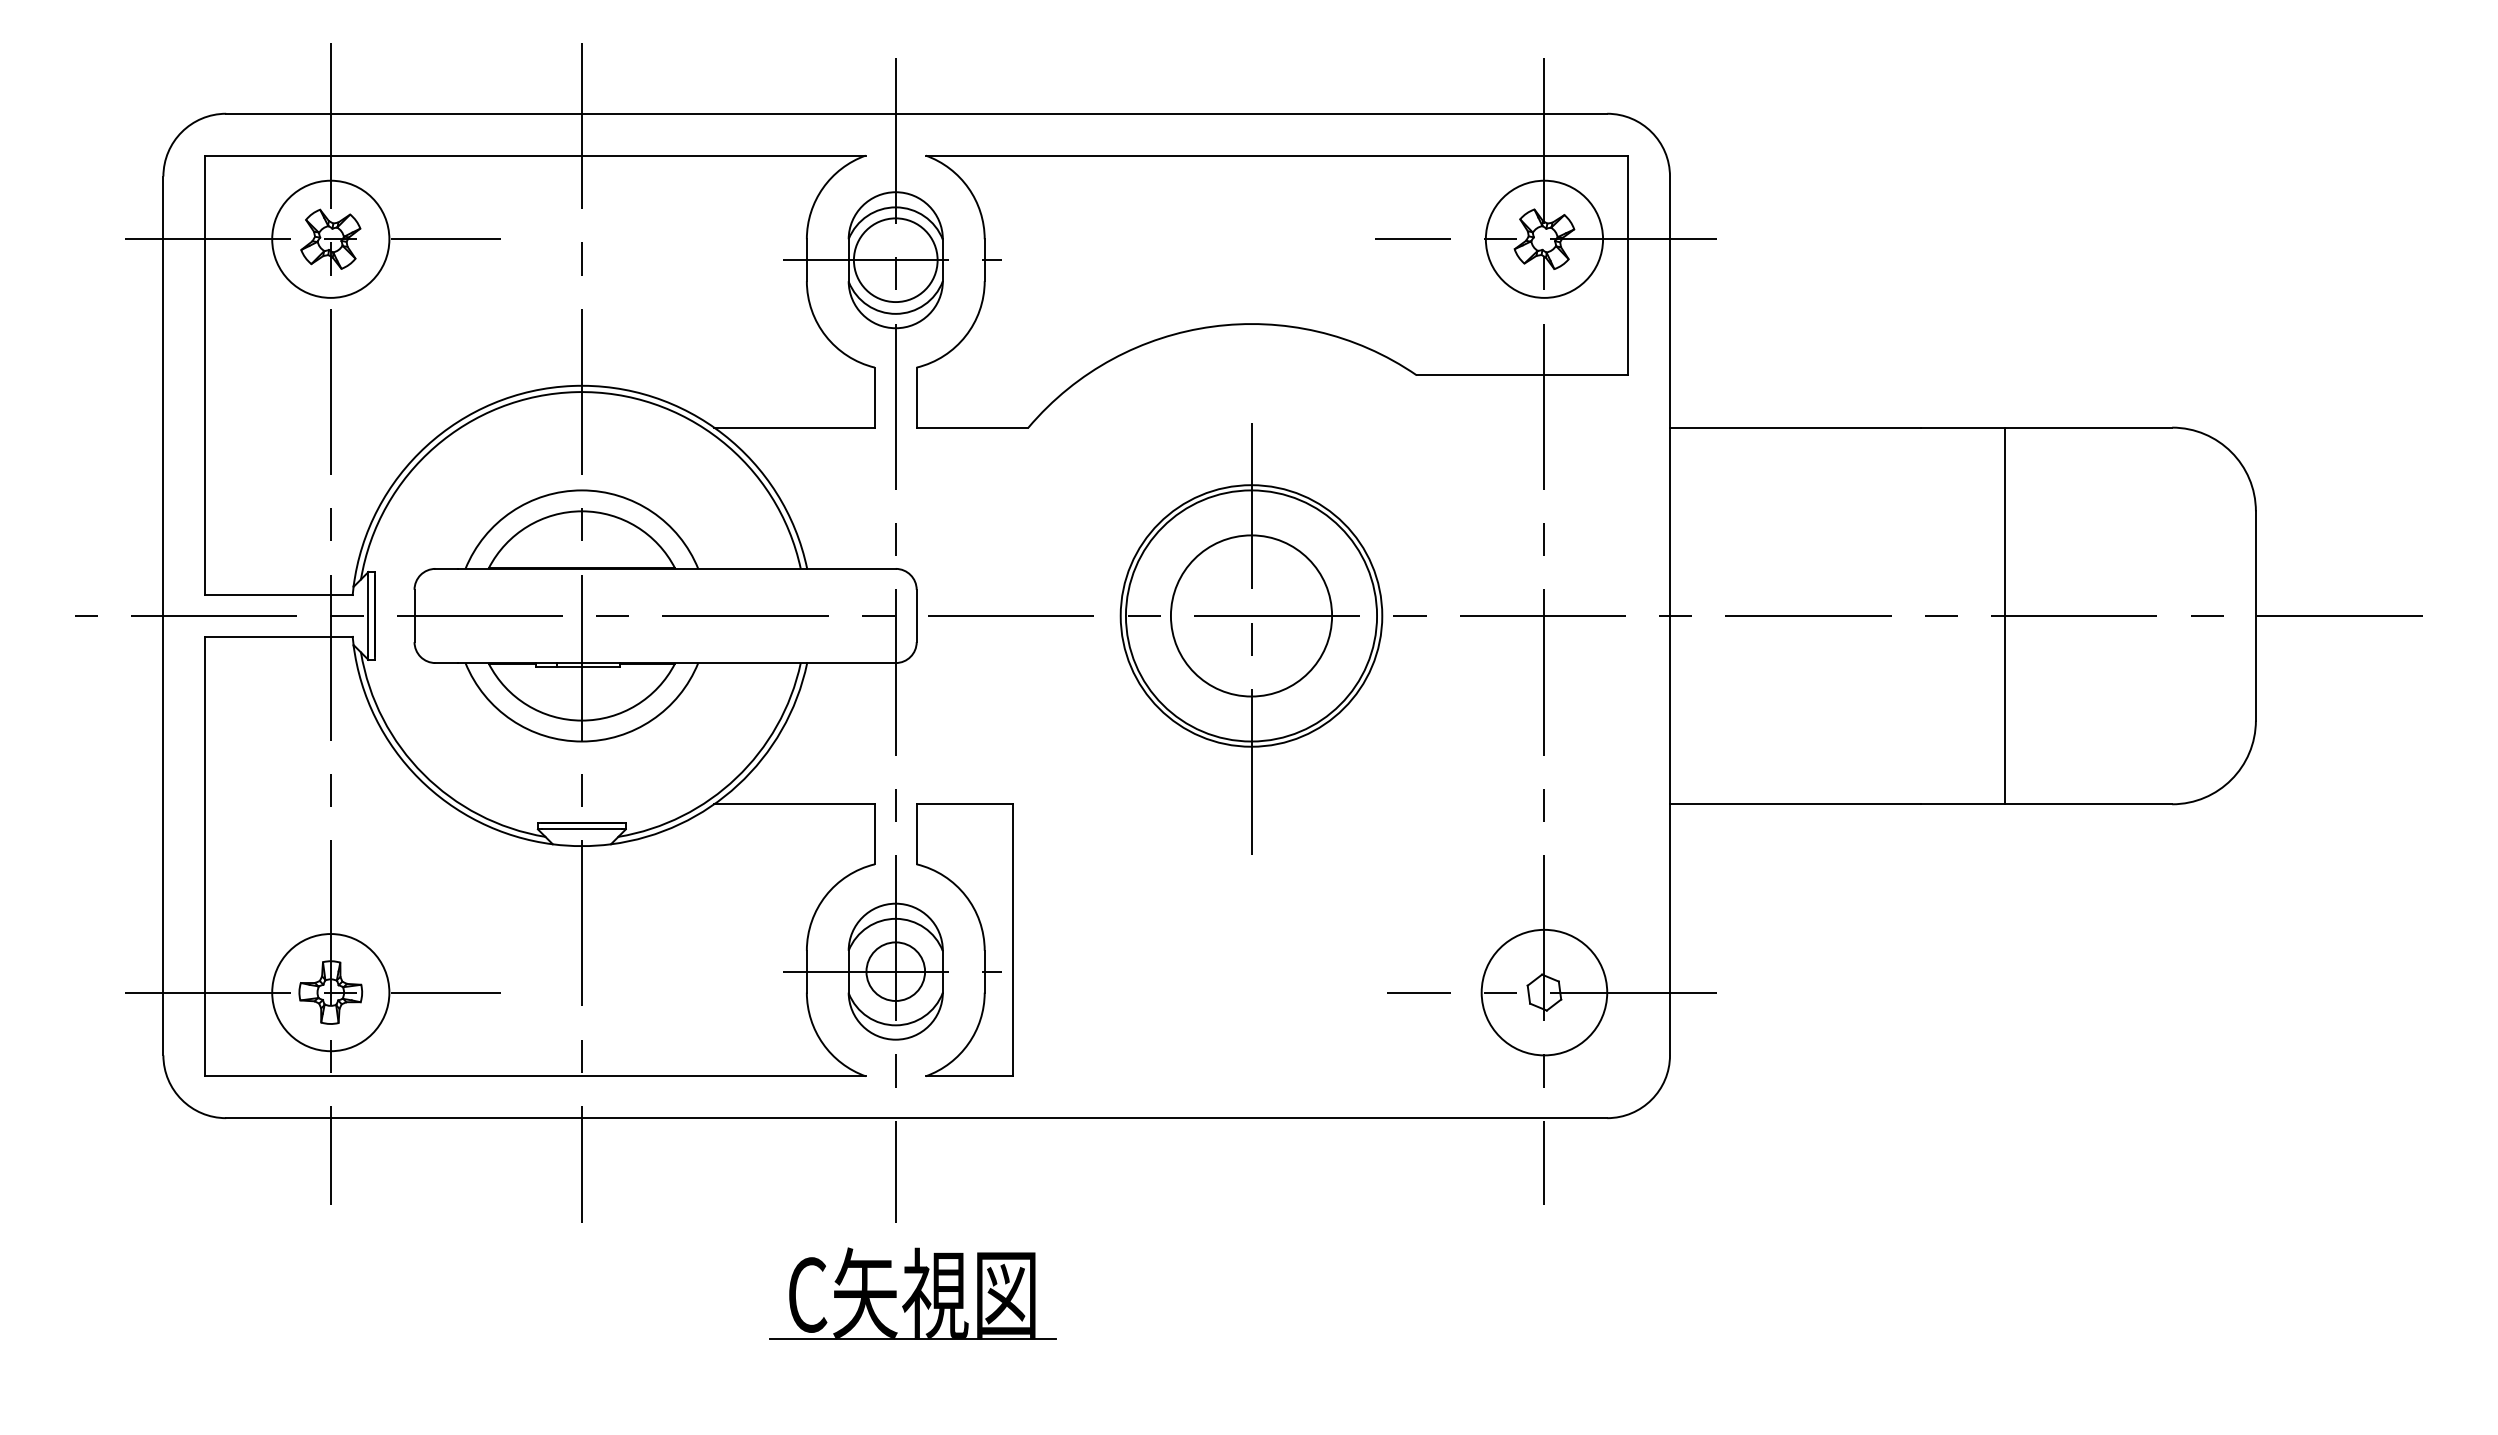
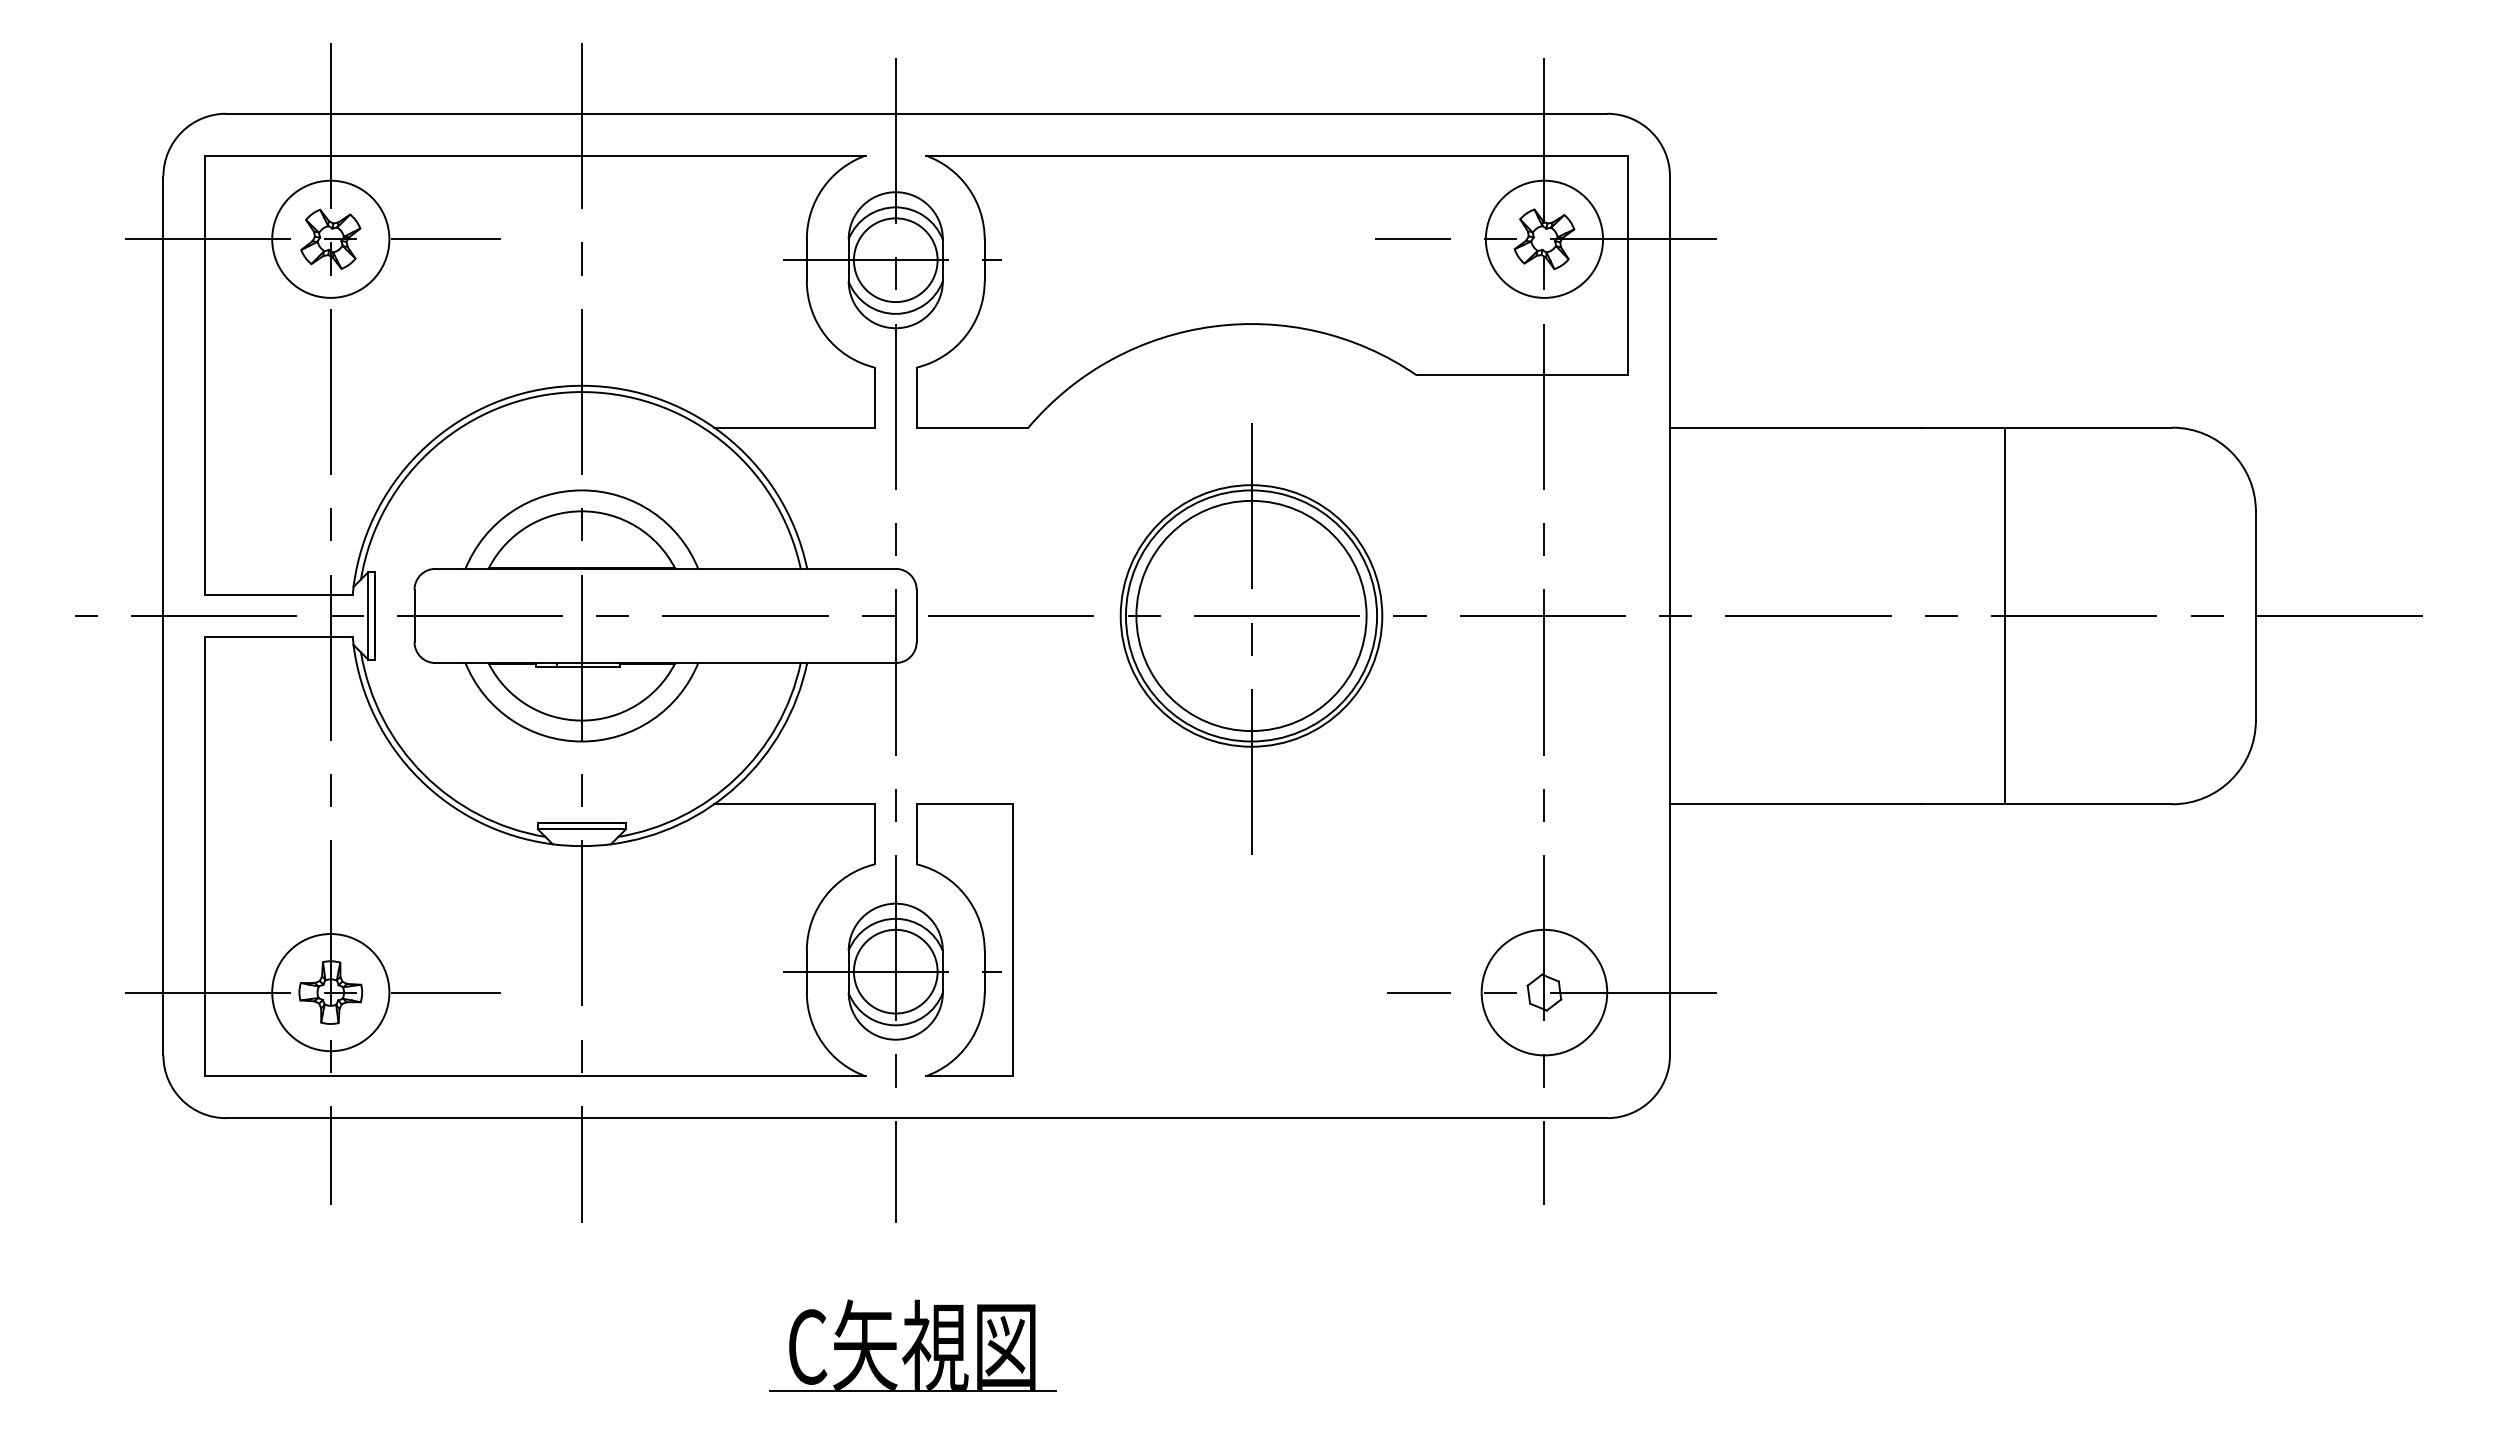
circle diameter: 161 px -> 230 px (1251, 615)
circle diameter: 59 px -> 84 px (895, 971)
part position: (912, 1293) -> (912, 1345) (912, 1345)
